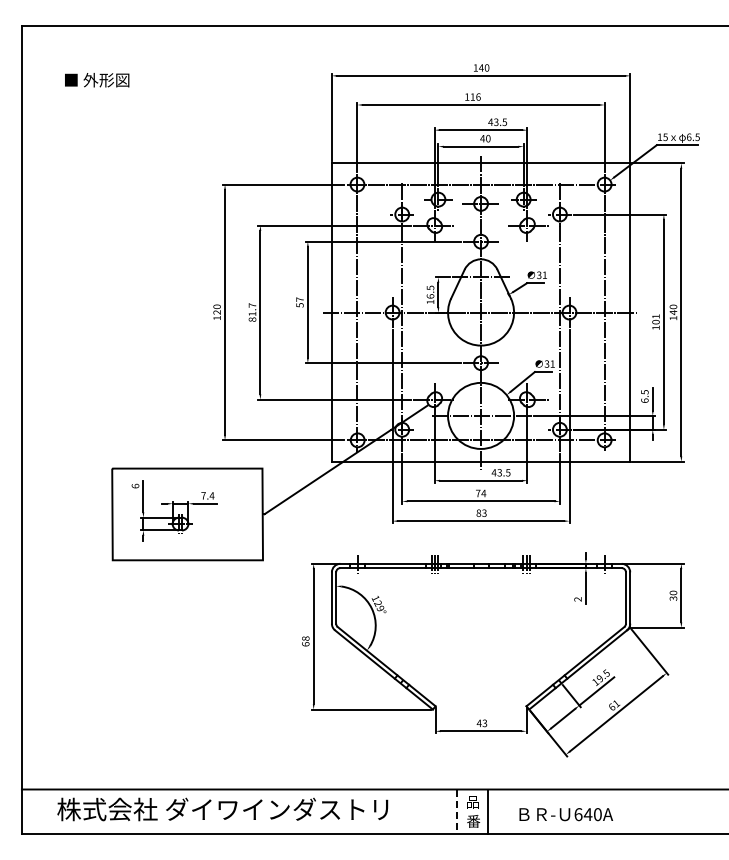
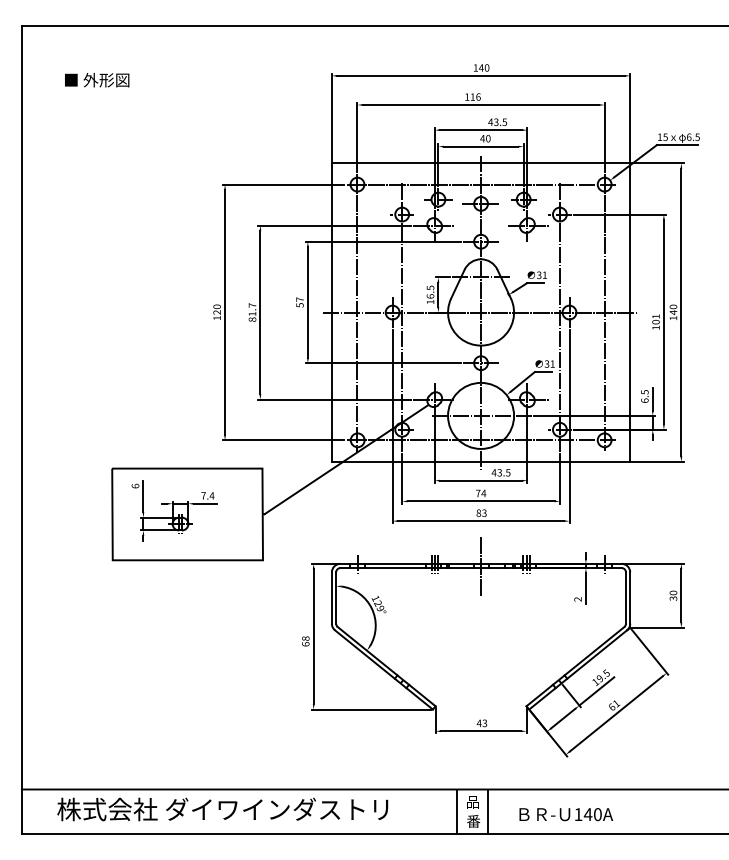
line: none -> present (481, 566)
line: dashed -> solid (457, 812)
text: 640A -> 140A (578, 814)
